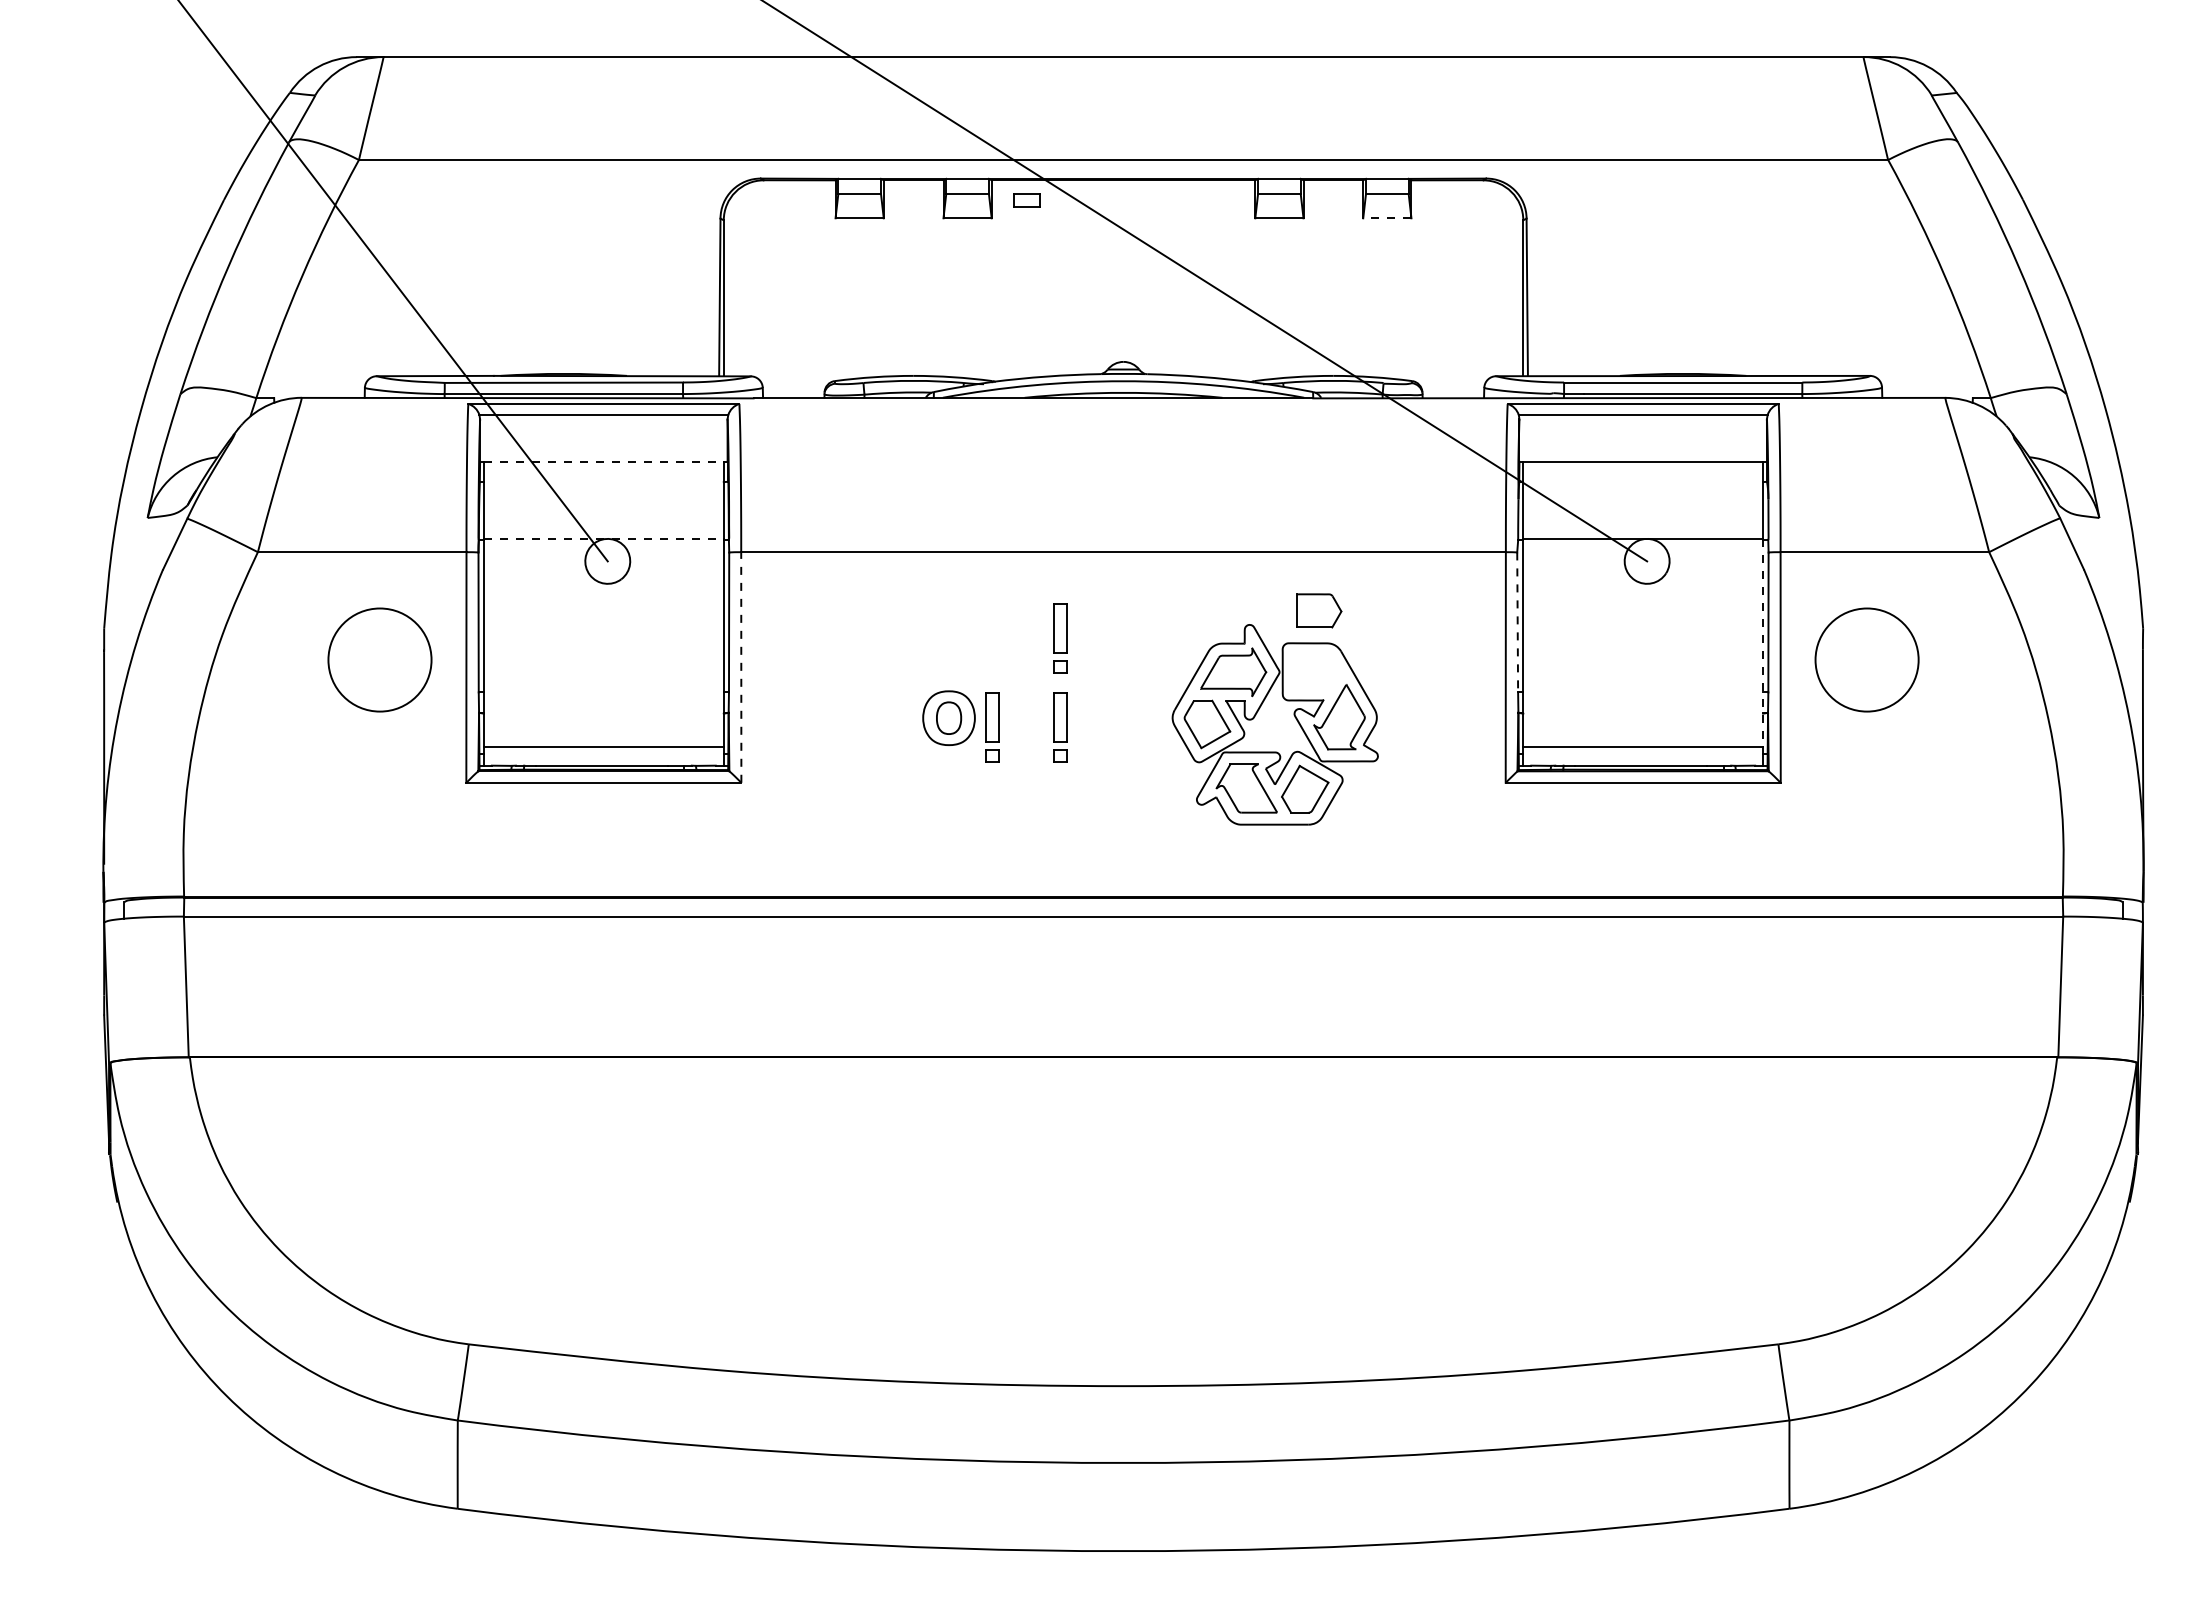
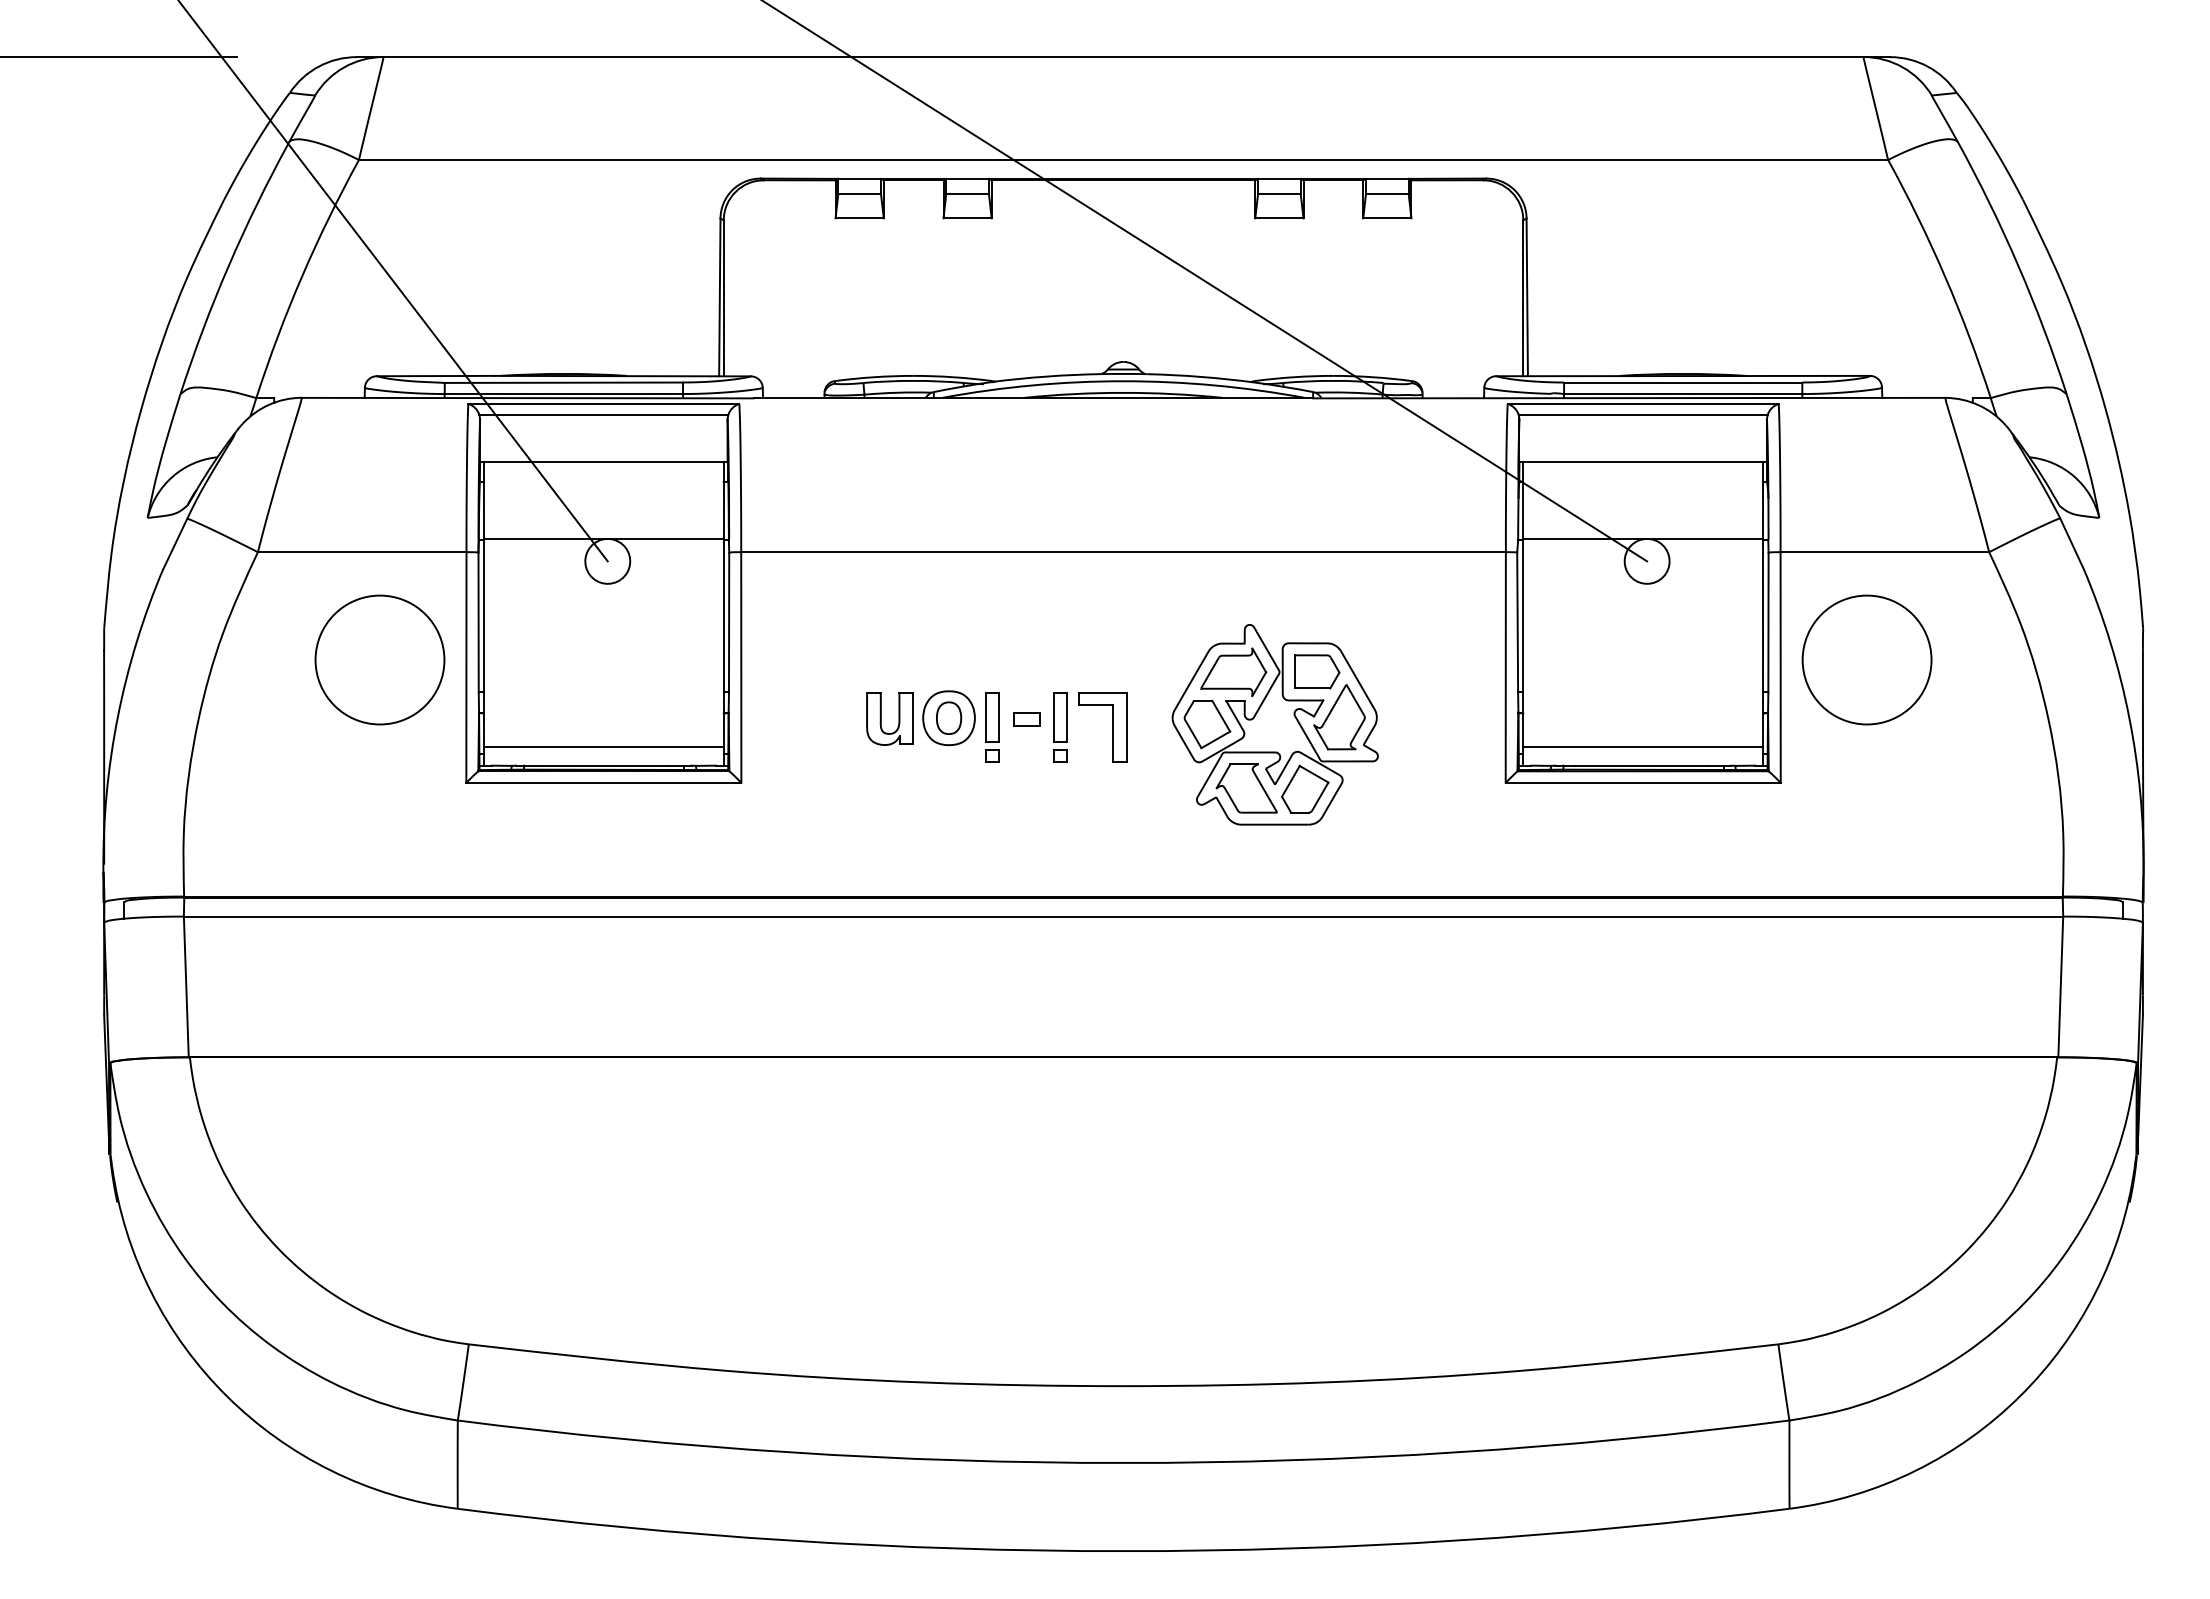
line: none -> present (119, 57)
part position: (1026, 200) -> (1026, 719) (1026, 719)
line: dashed -> solid (1386, 218)
line: dashed -> solid (603, 461)
line: dashed -> solid (603, 539)
part position: (1319, 610) -> (1317, 671) (1317, 671)
line: dashed -> solid (1517, 622)
part: present -> none (1060, 638)
line: dashed -> solid (1763, 643)
circle diameter: 103 px -> 129 px (379, 659)
circle diameter: 103 px -> 129 px (1866, 659)
line: dashed -> solid (741, 666)
part: none -> present (881, 718)
part: none -> present (1112, 727)
